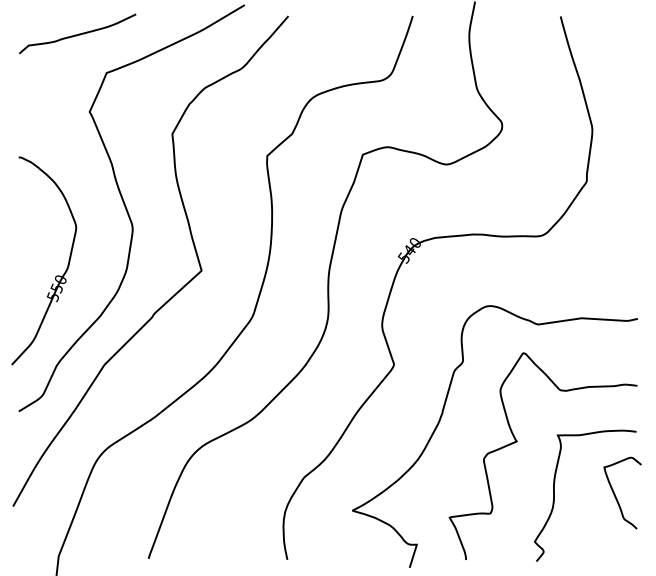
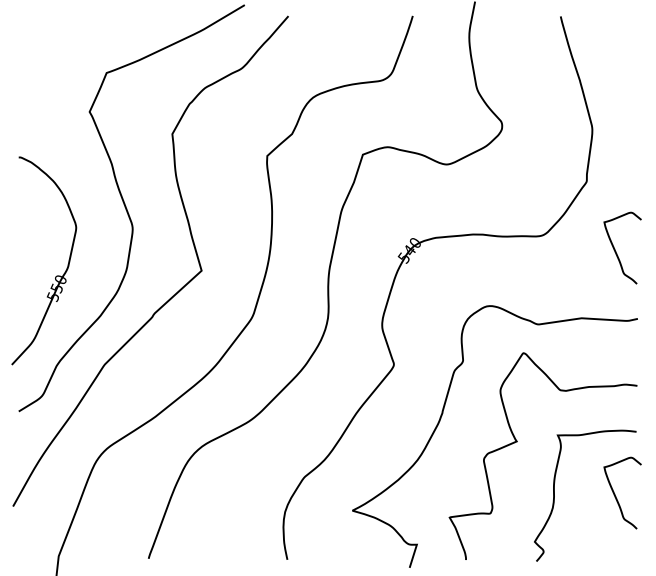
curve: present -> none (78, 33)
curve: none -> present (616, 251)
